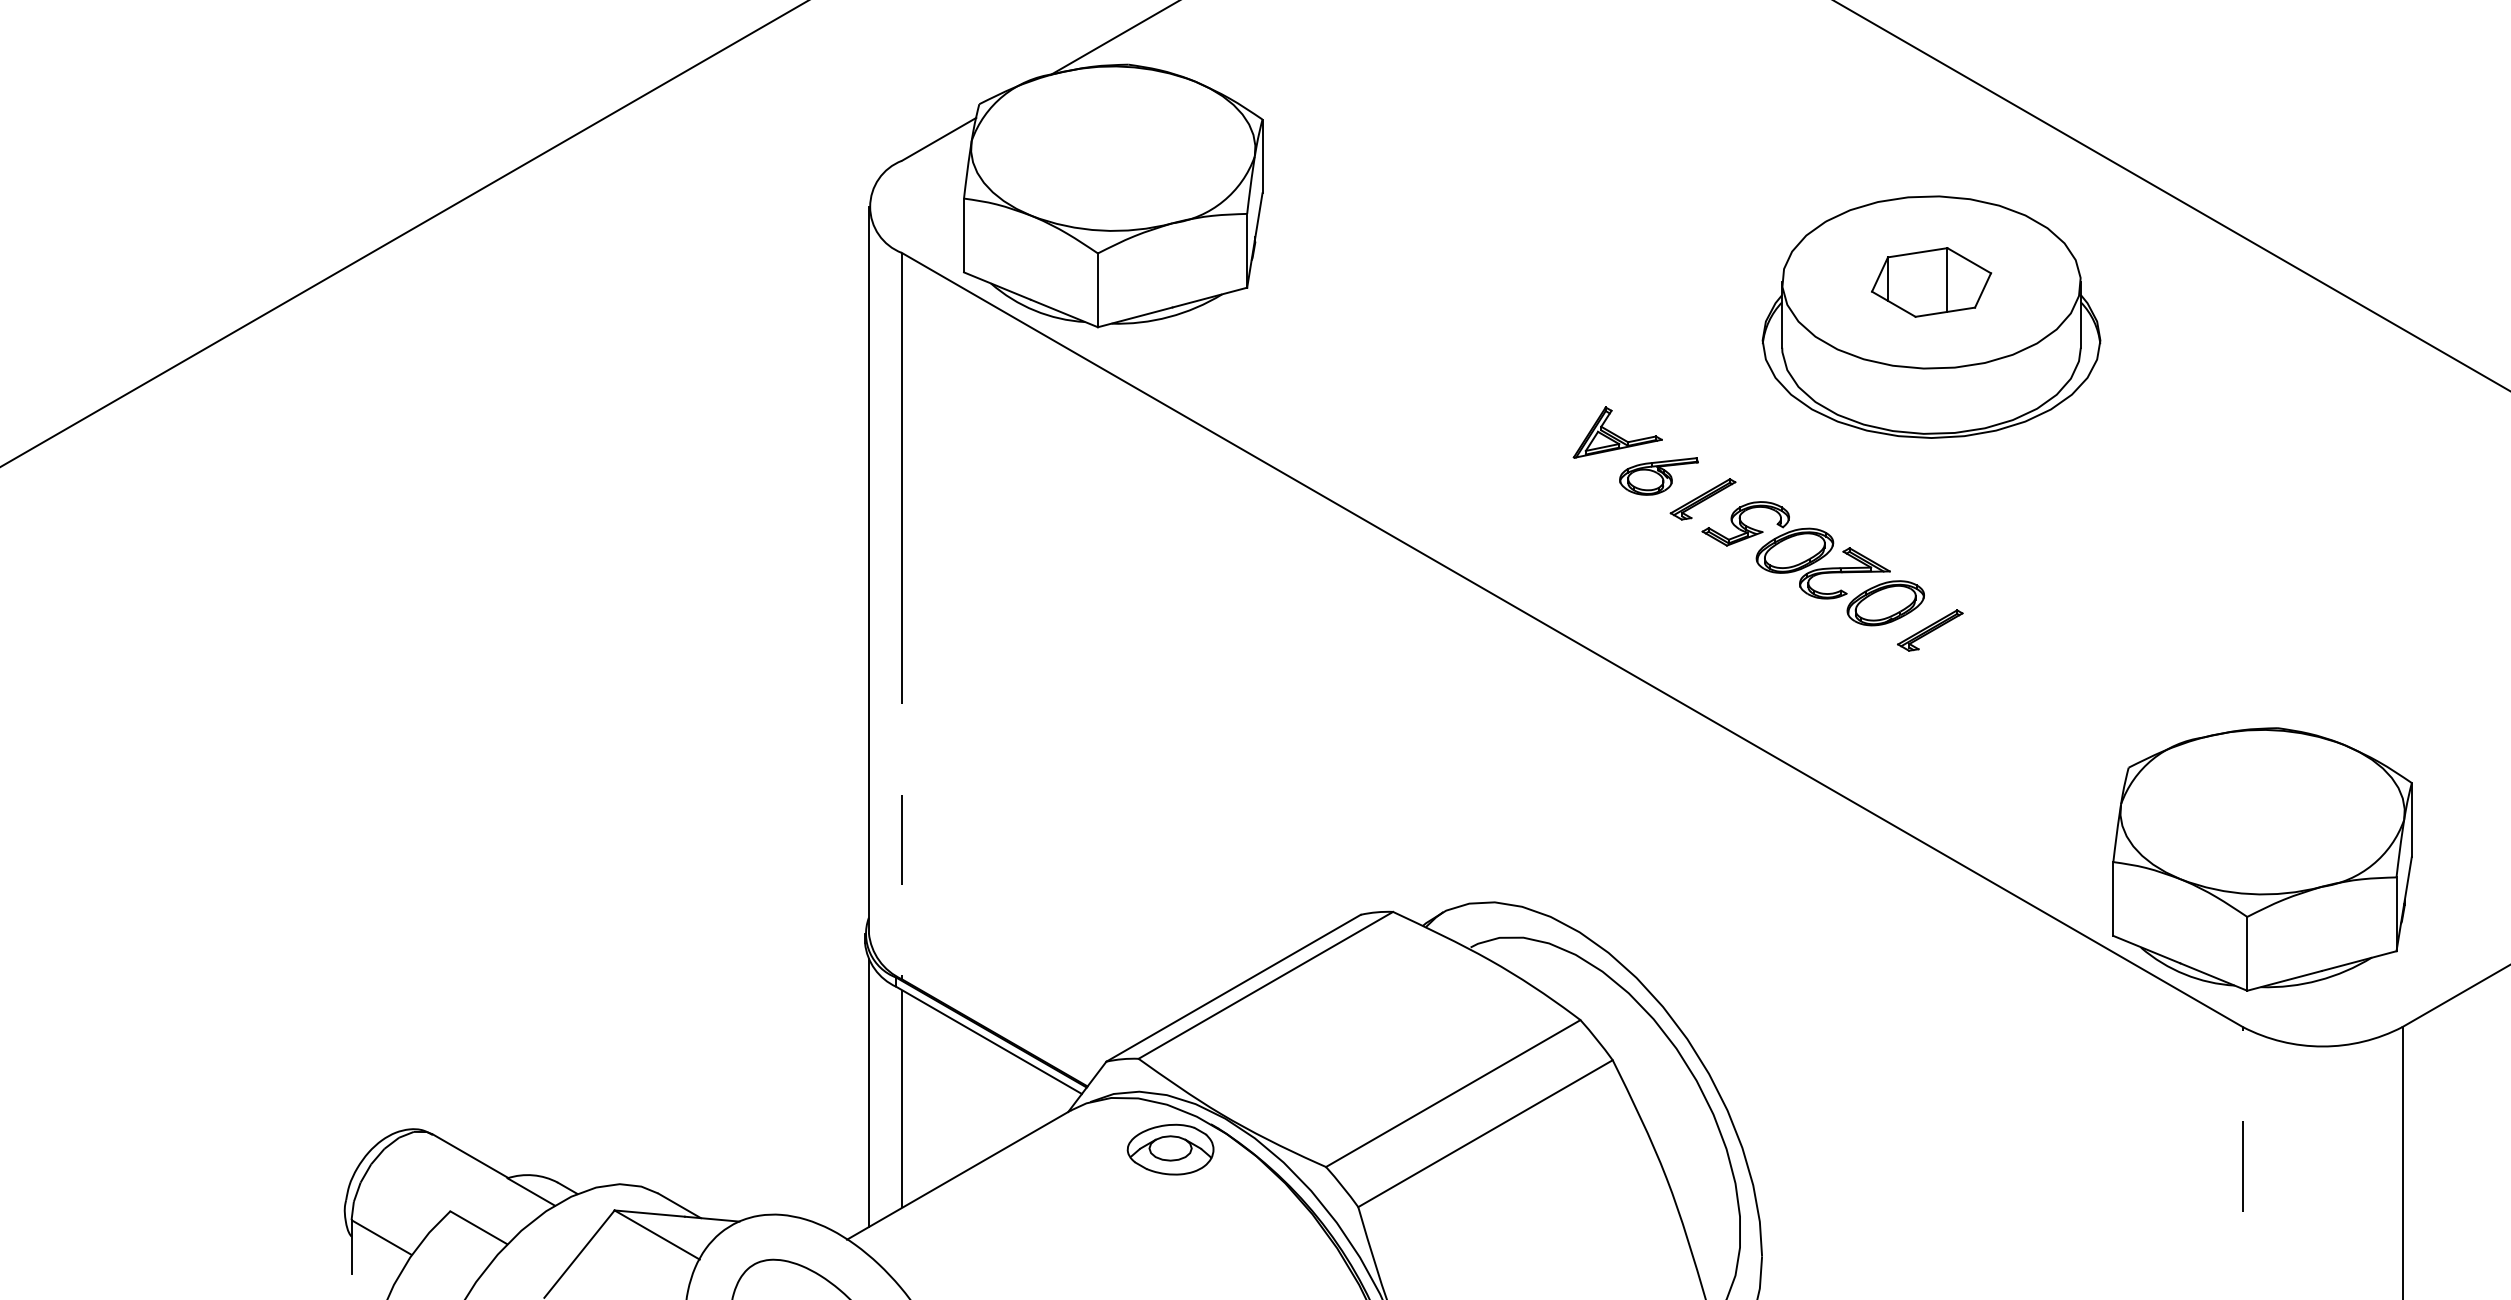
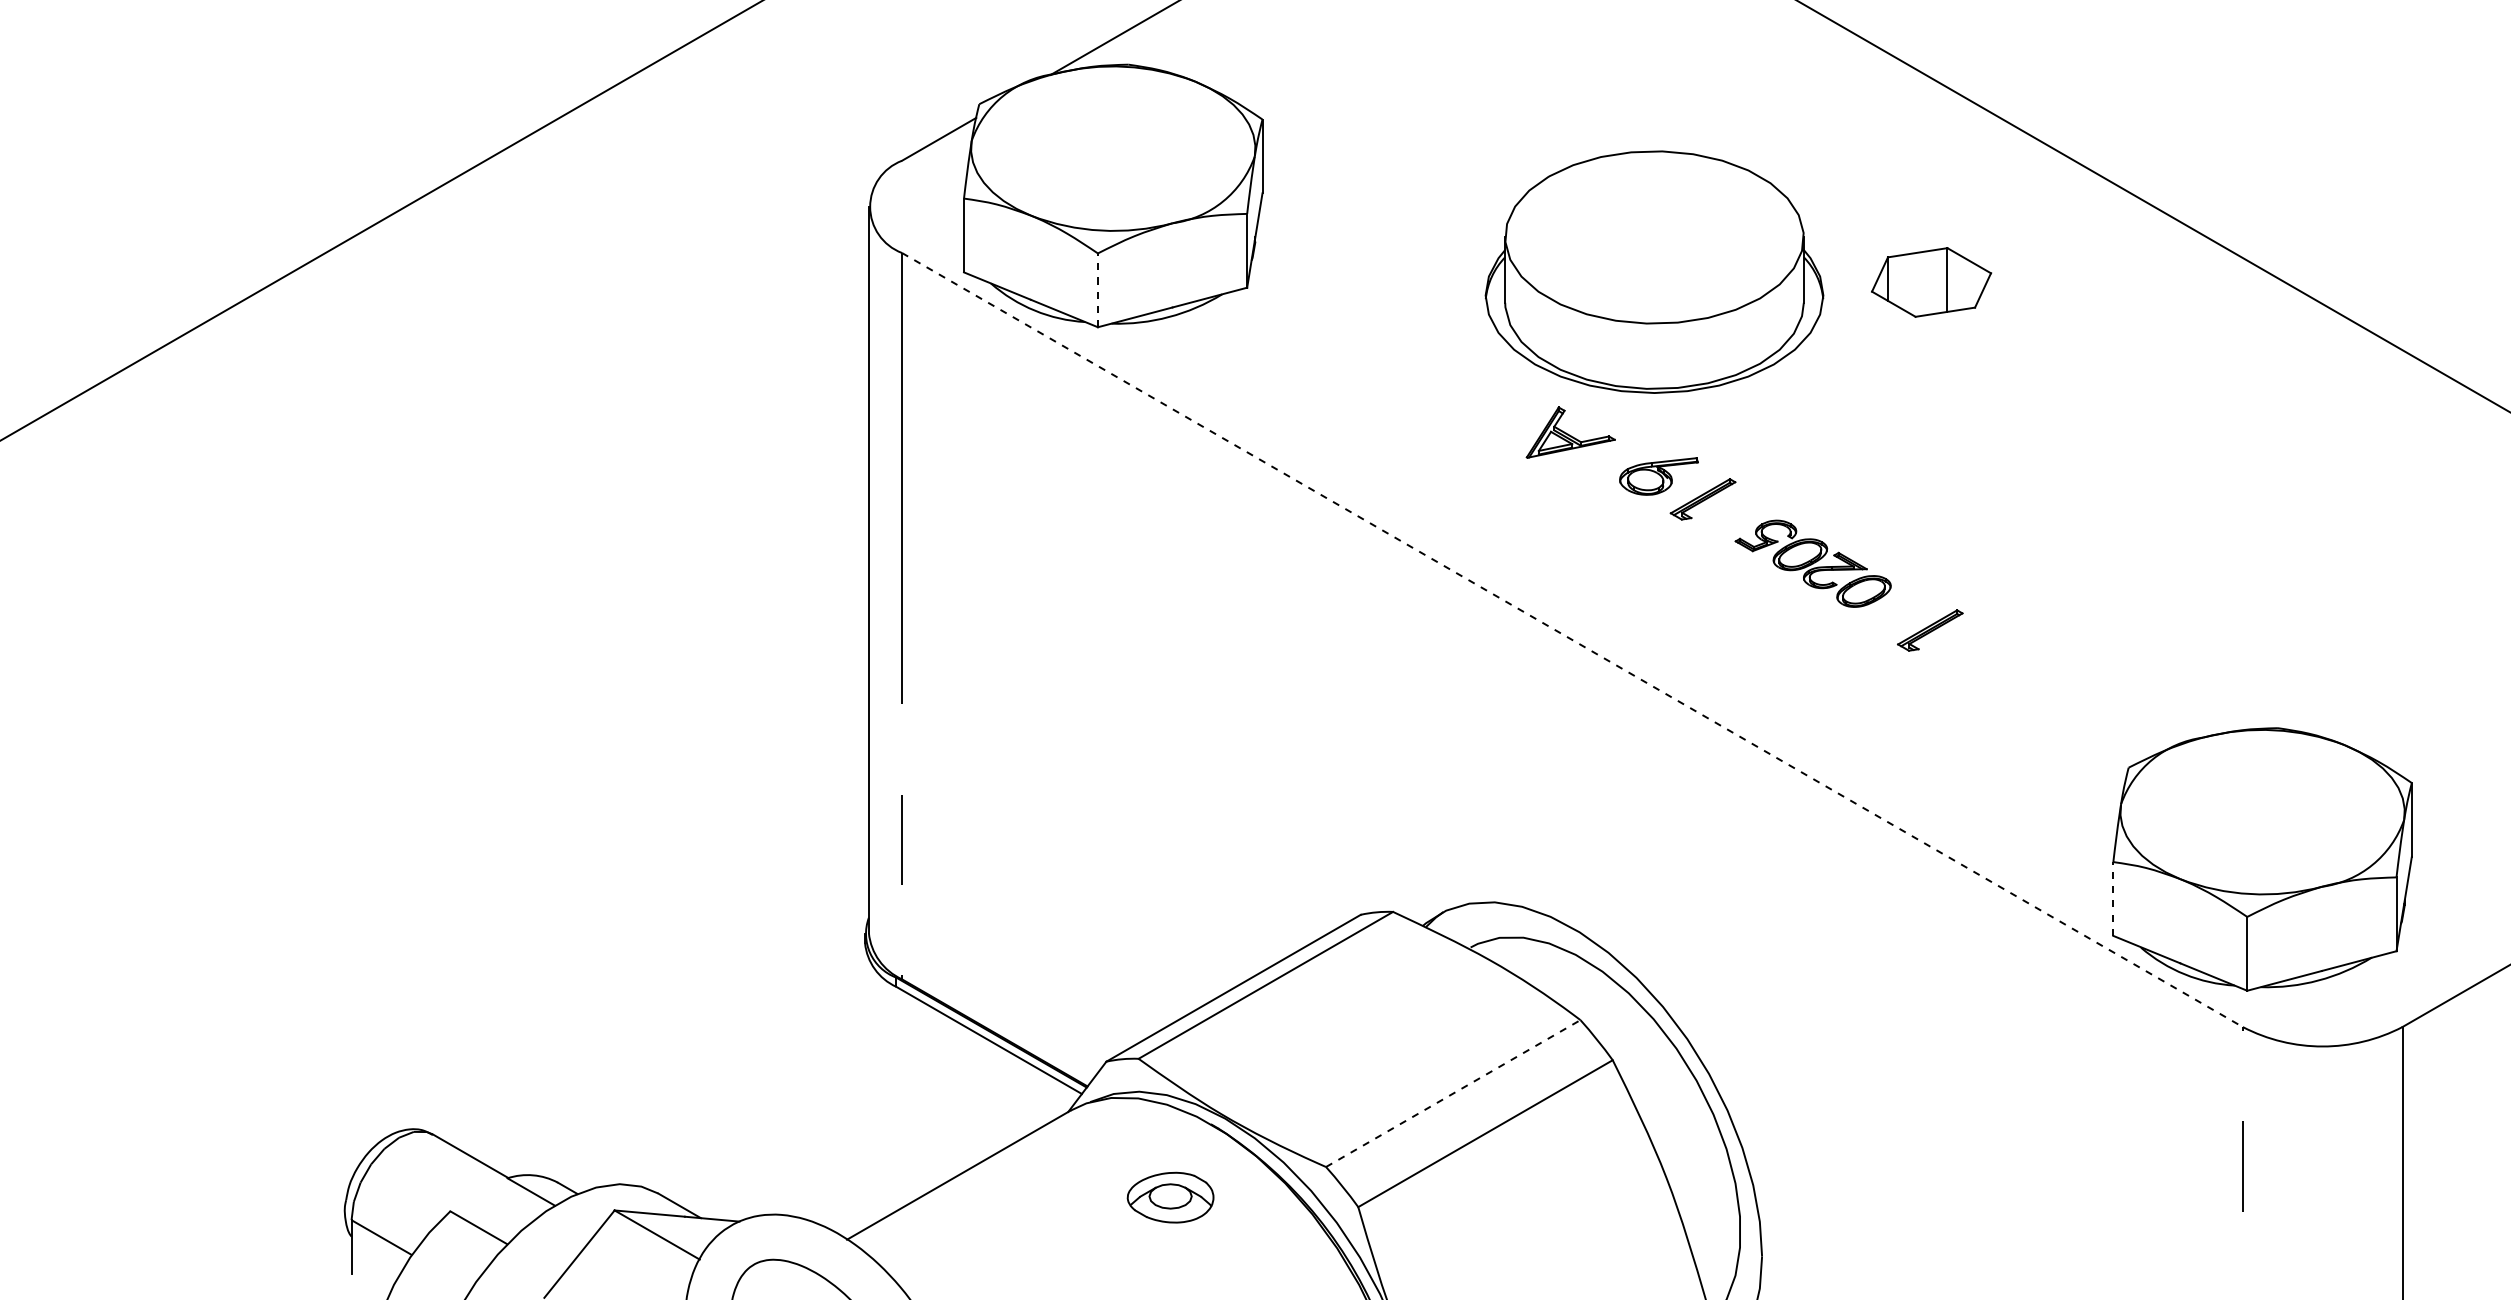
line position: (2171, 195) -> (2153, 206) (2153, 206)
line position: (403, 233) -> (380, 220) (380, 220)
line: solid -> dashed (1097, 290)
part position: (1931, 316) -> (1654, 271) (1654, 271)
part position: (1617, 432) -> (1570, 432) (1570, 432)
part size: 224x126 px -> 158x89 px (1812, 563)
line: solid -> dashed (1572, 640)
line: solid -> dashed (2113, 898)
line: present -> none (868, 1093)
line: solid -> dashed (1453, 1093)
line: present -> none (901, 1099)
part position: (1170, 1149) -> (1170, 1197) (1170, 1197)
